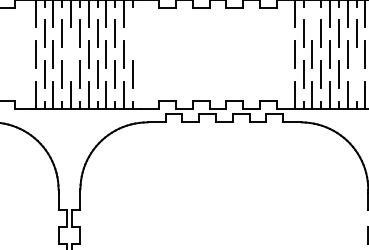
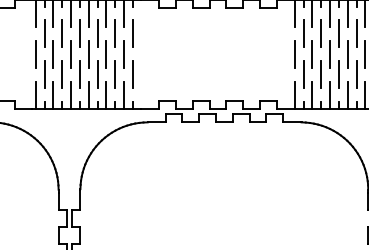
line: none -> present (312, 14)
line: none -> present (132, 33)
line: none -> present (71, 53)
line: none -> present (356, 74)
